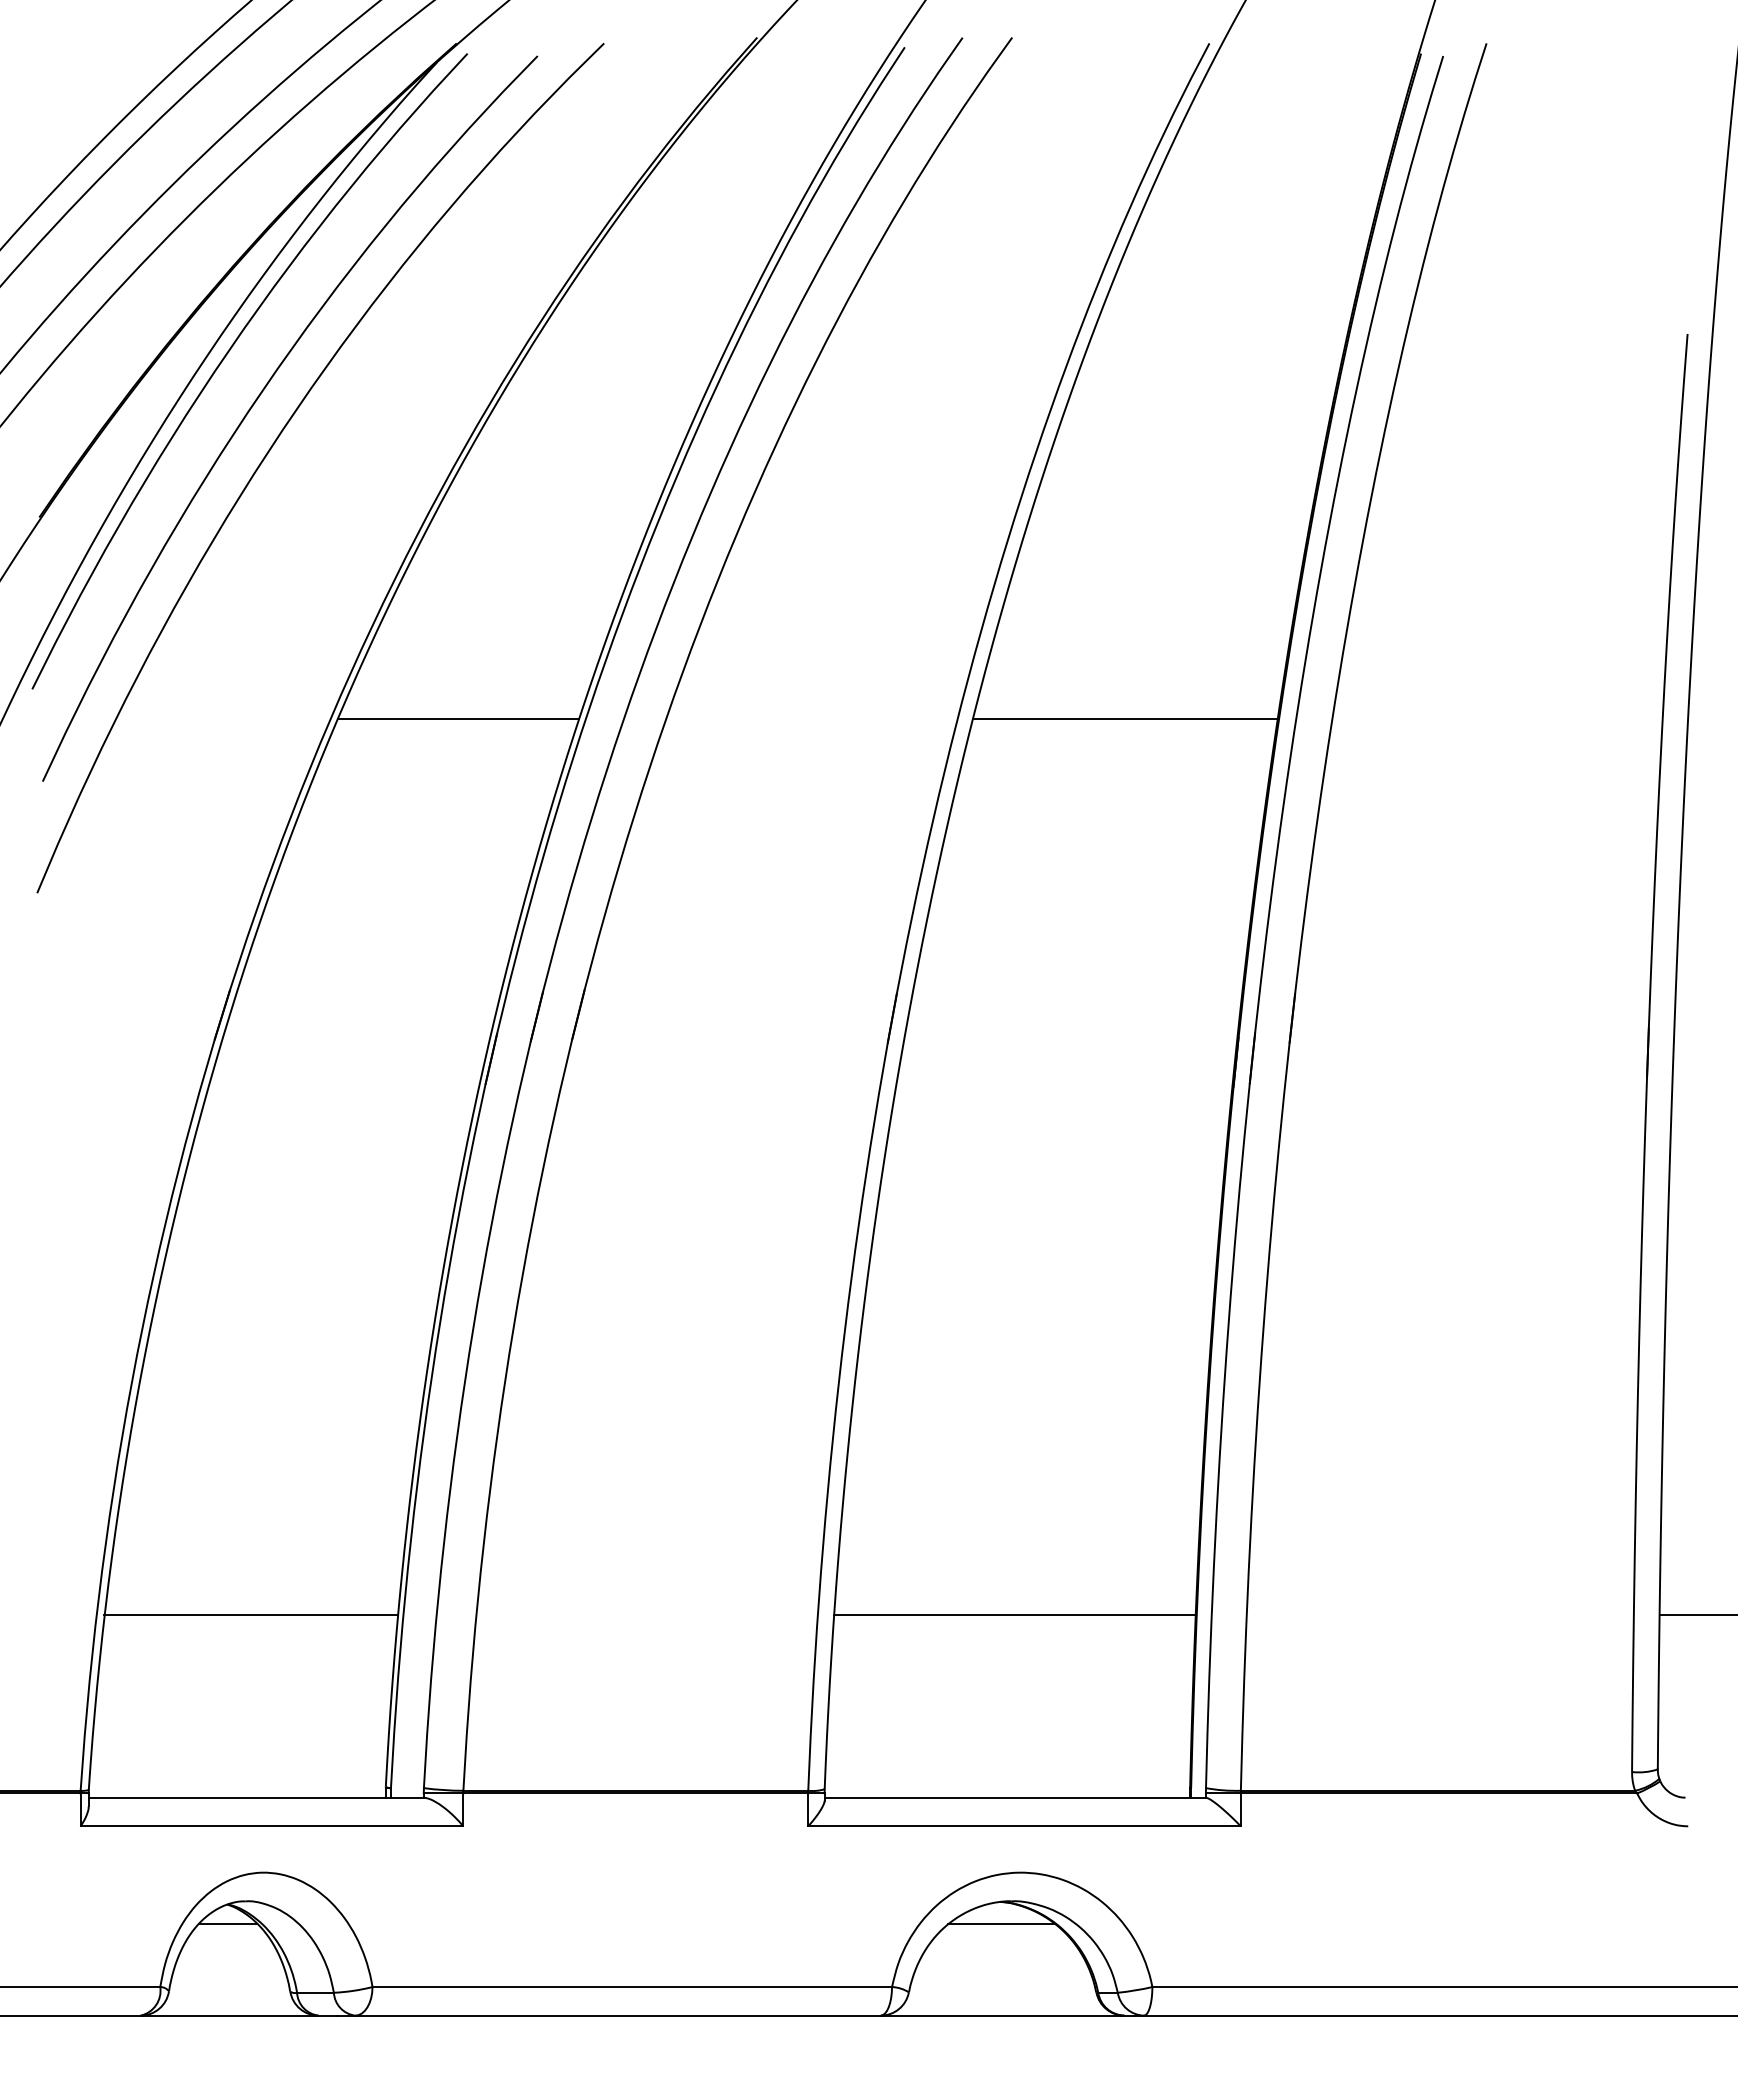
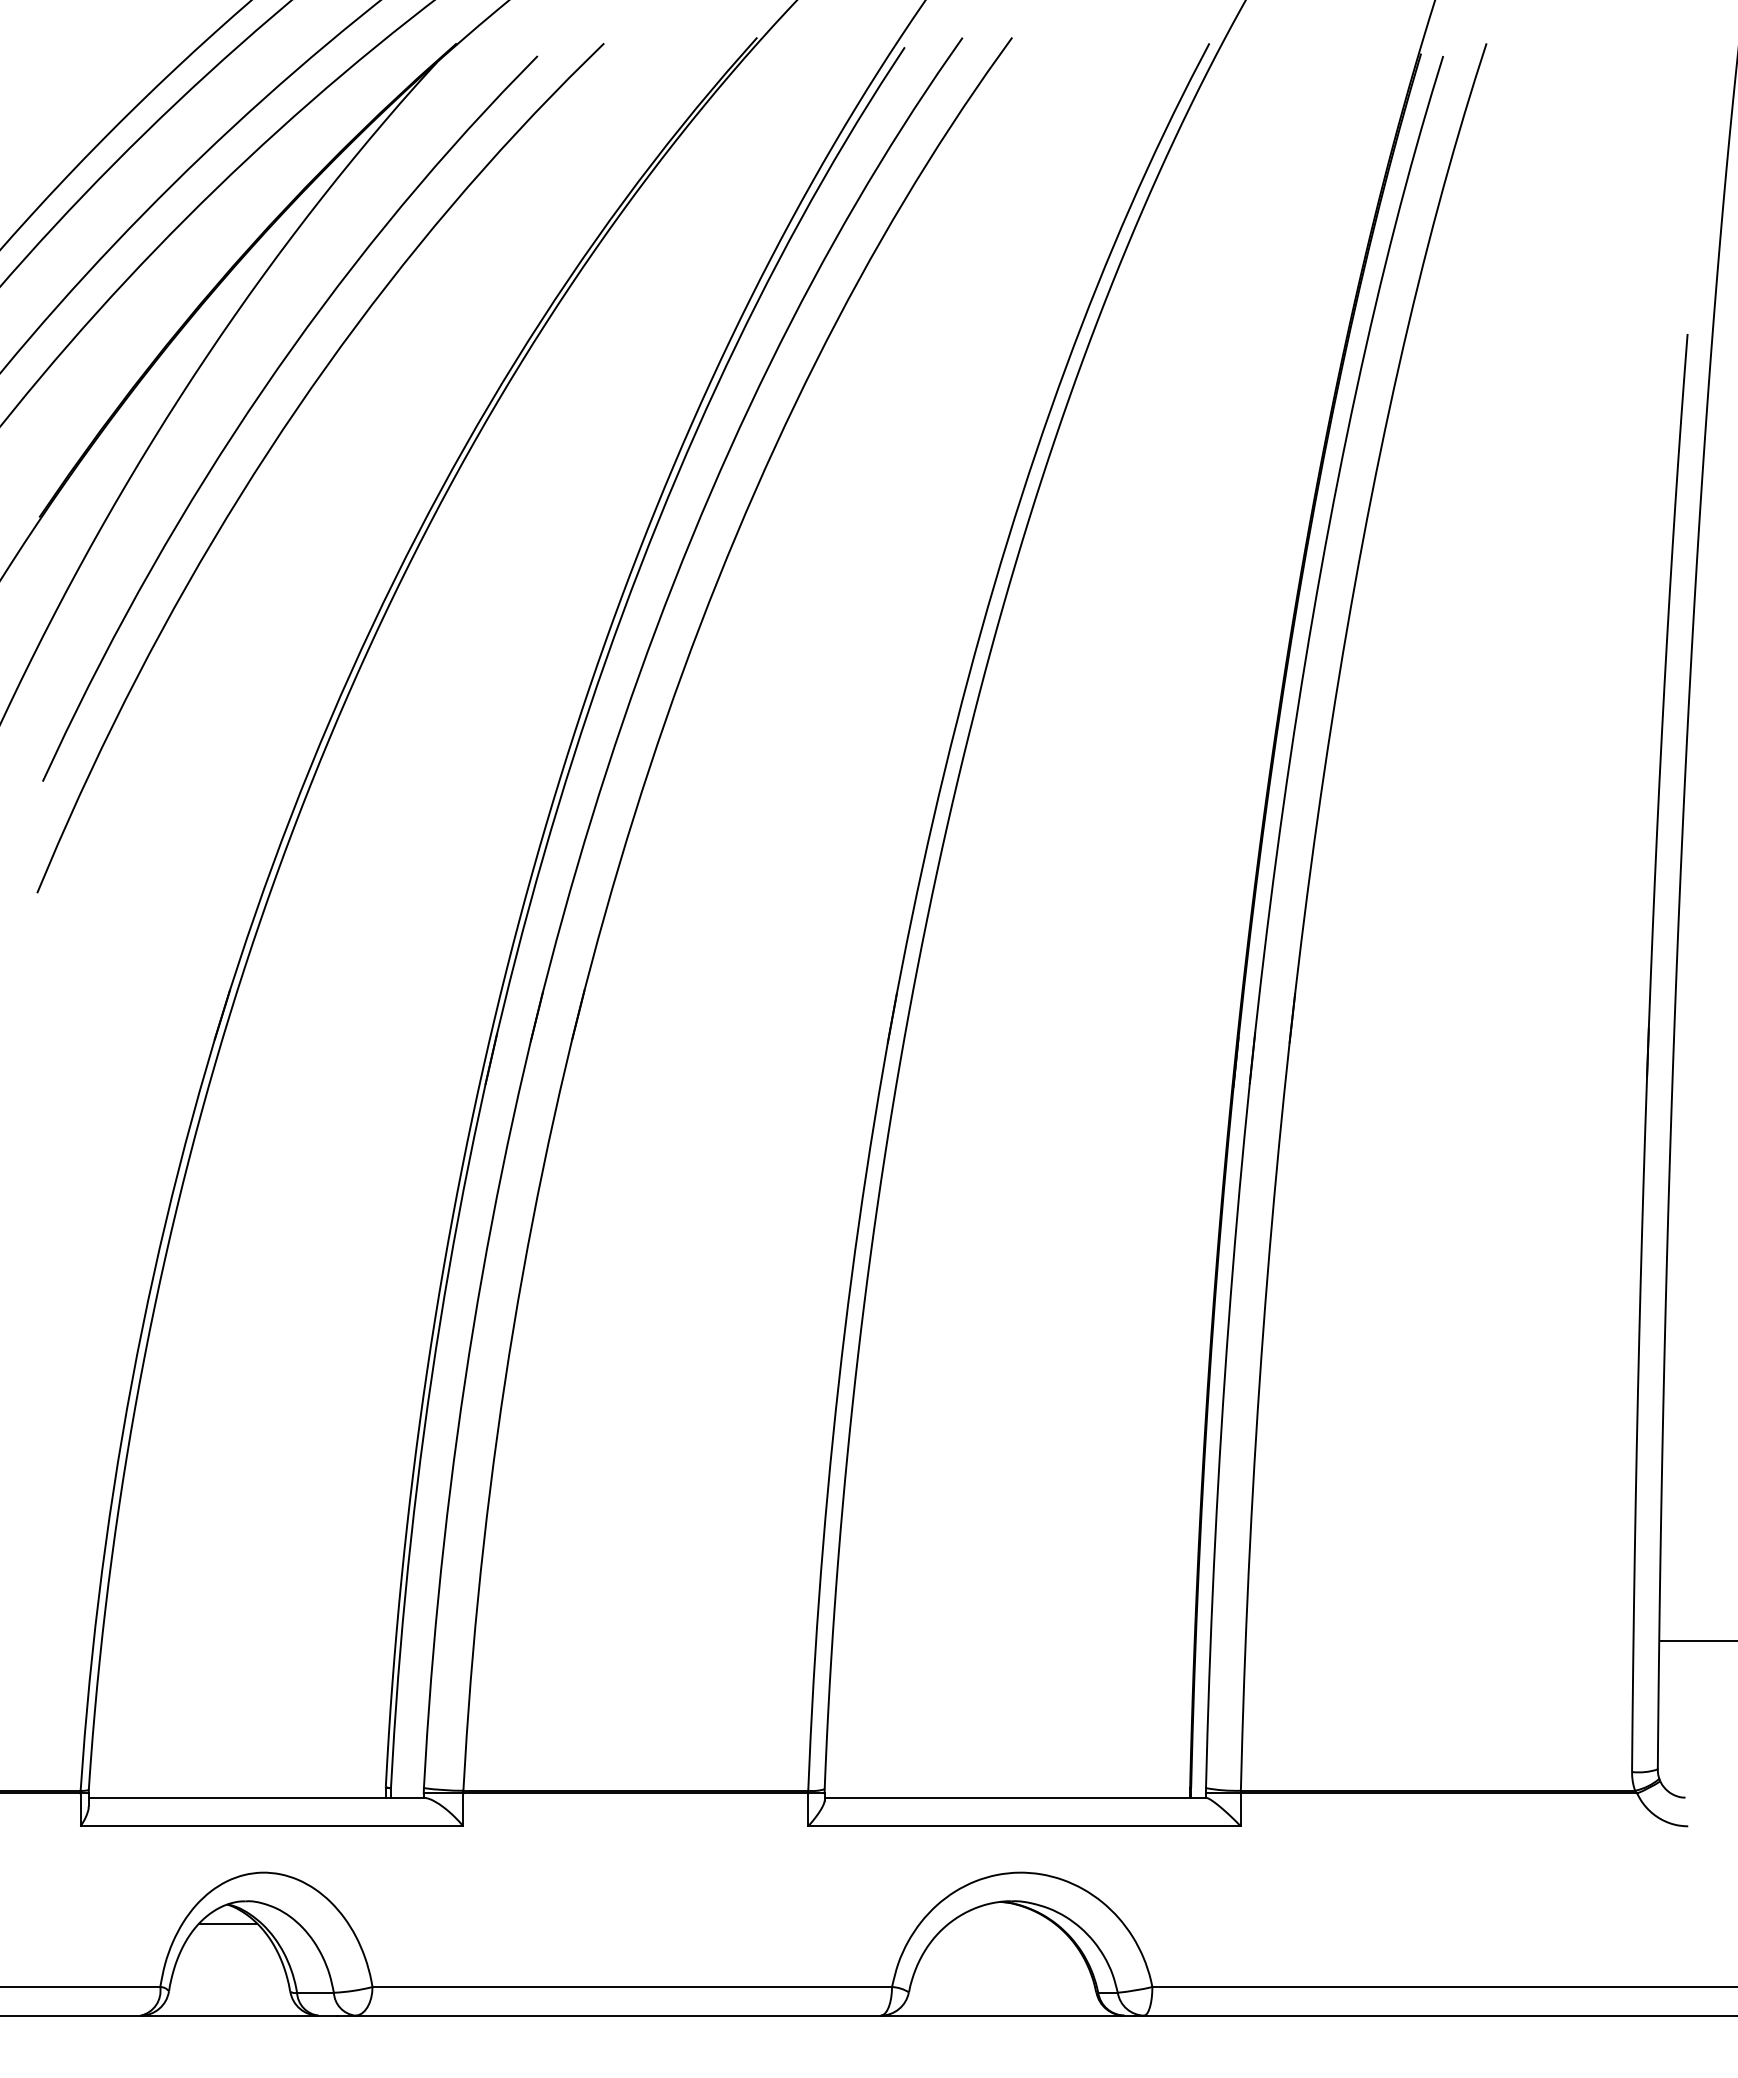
curve: present -> none (226, 356)
line: present -> none (458, 719)
line: present -> none (1124, 719)
line: present -> none (250, 1615)
line: present -> none (1014, 1615)
line position: (1696, 1615) -> (1696, 1641) (1696, 1641)
line: present -> none (1001, 1924)
